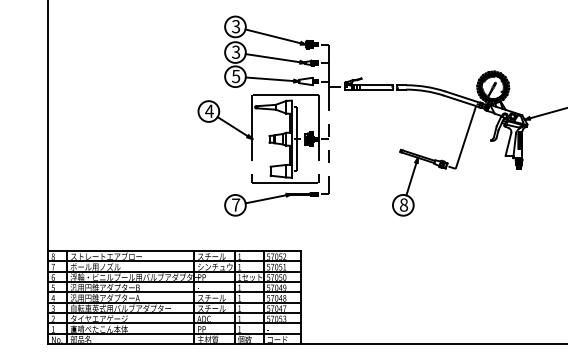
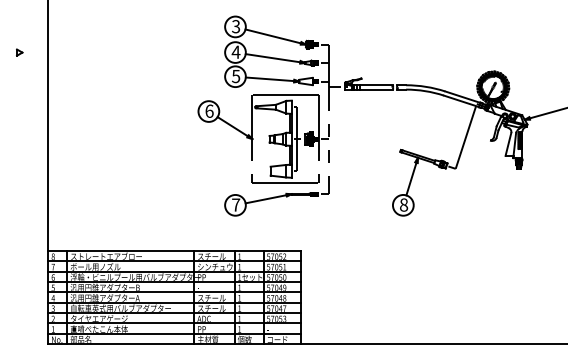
text: 3 -> 4 (235, 51)
part: none -> present (19, 52)
text: 4 -> 6 (209, 110)
